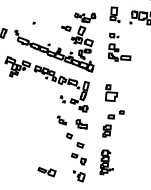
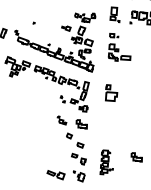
part: present -> none (113, 123)
part: none -> present (136, 157)
part position: (46, 172) -> (55, 175) (55, 175)
